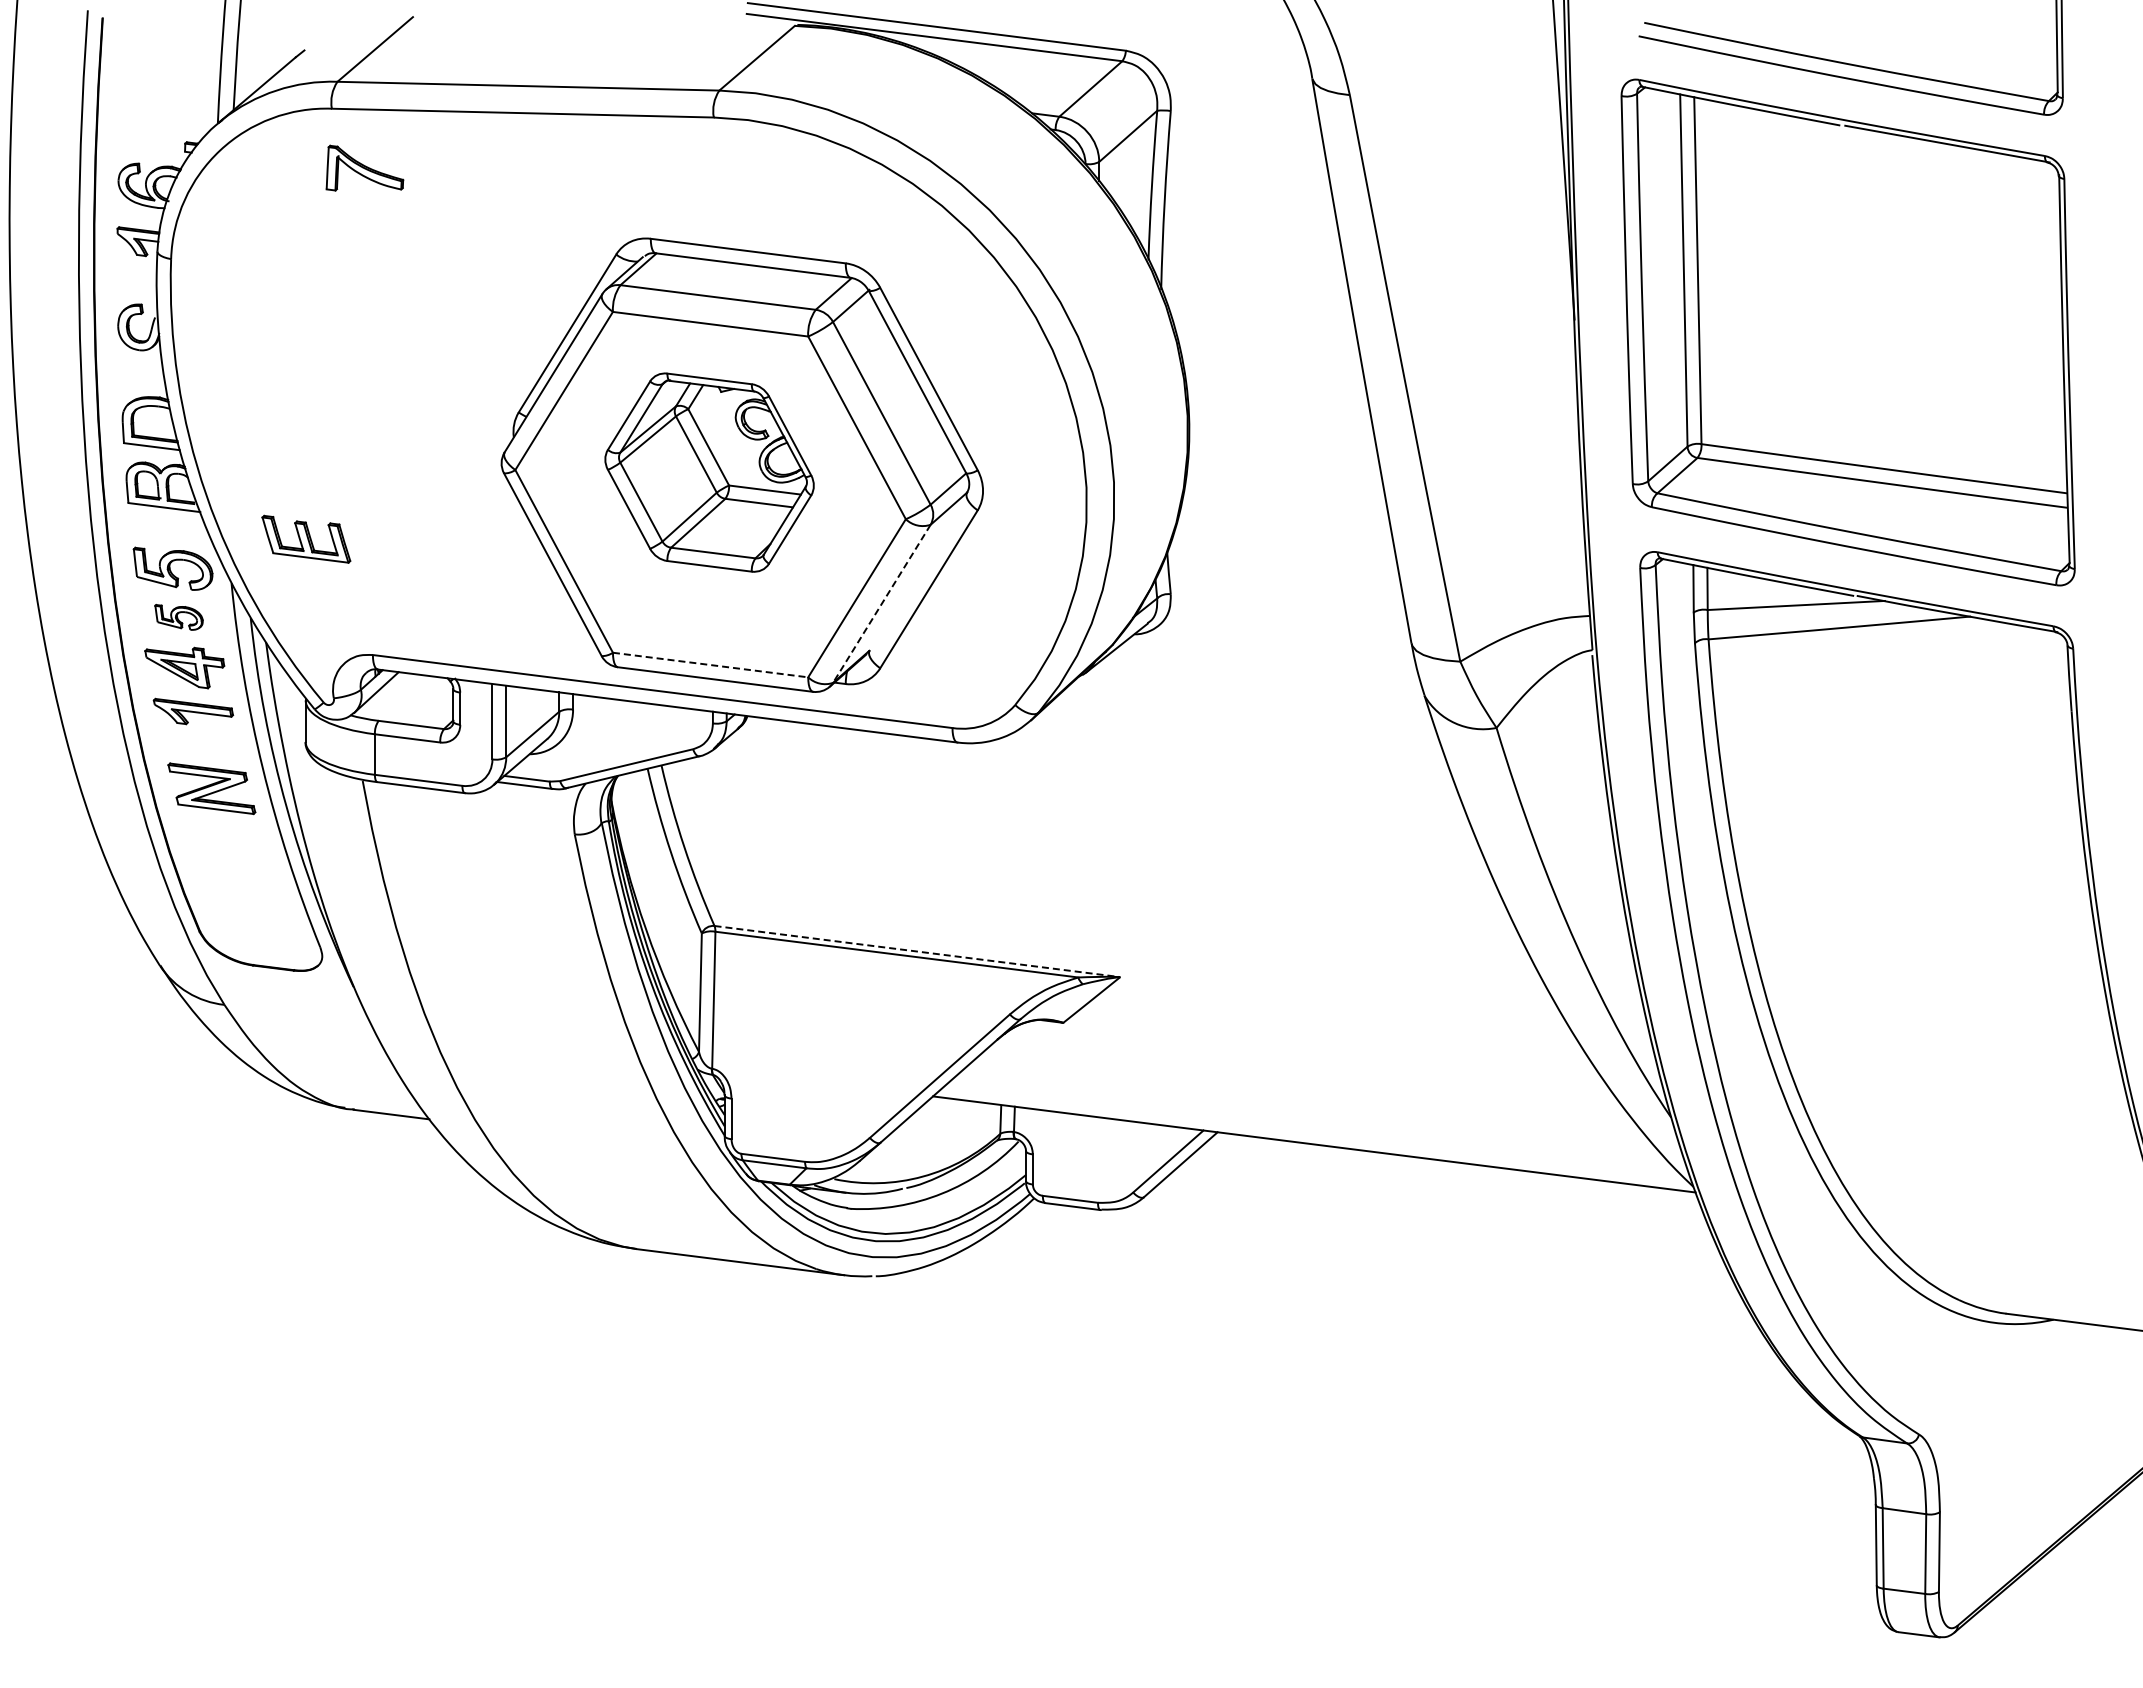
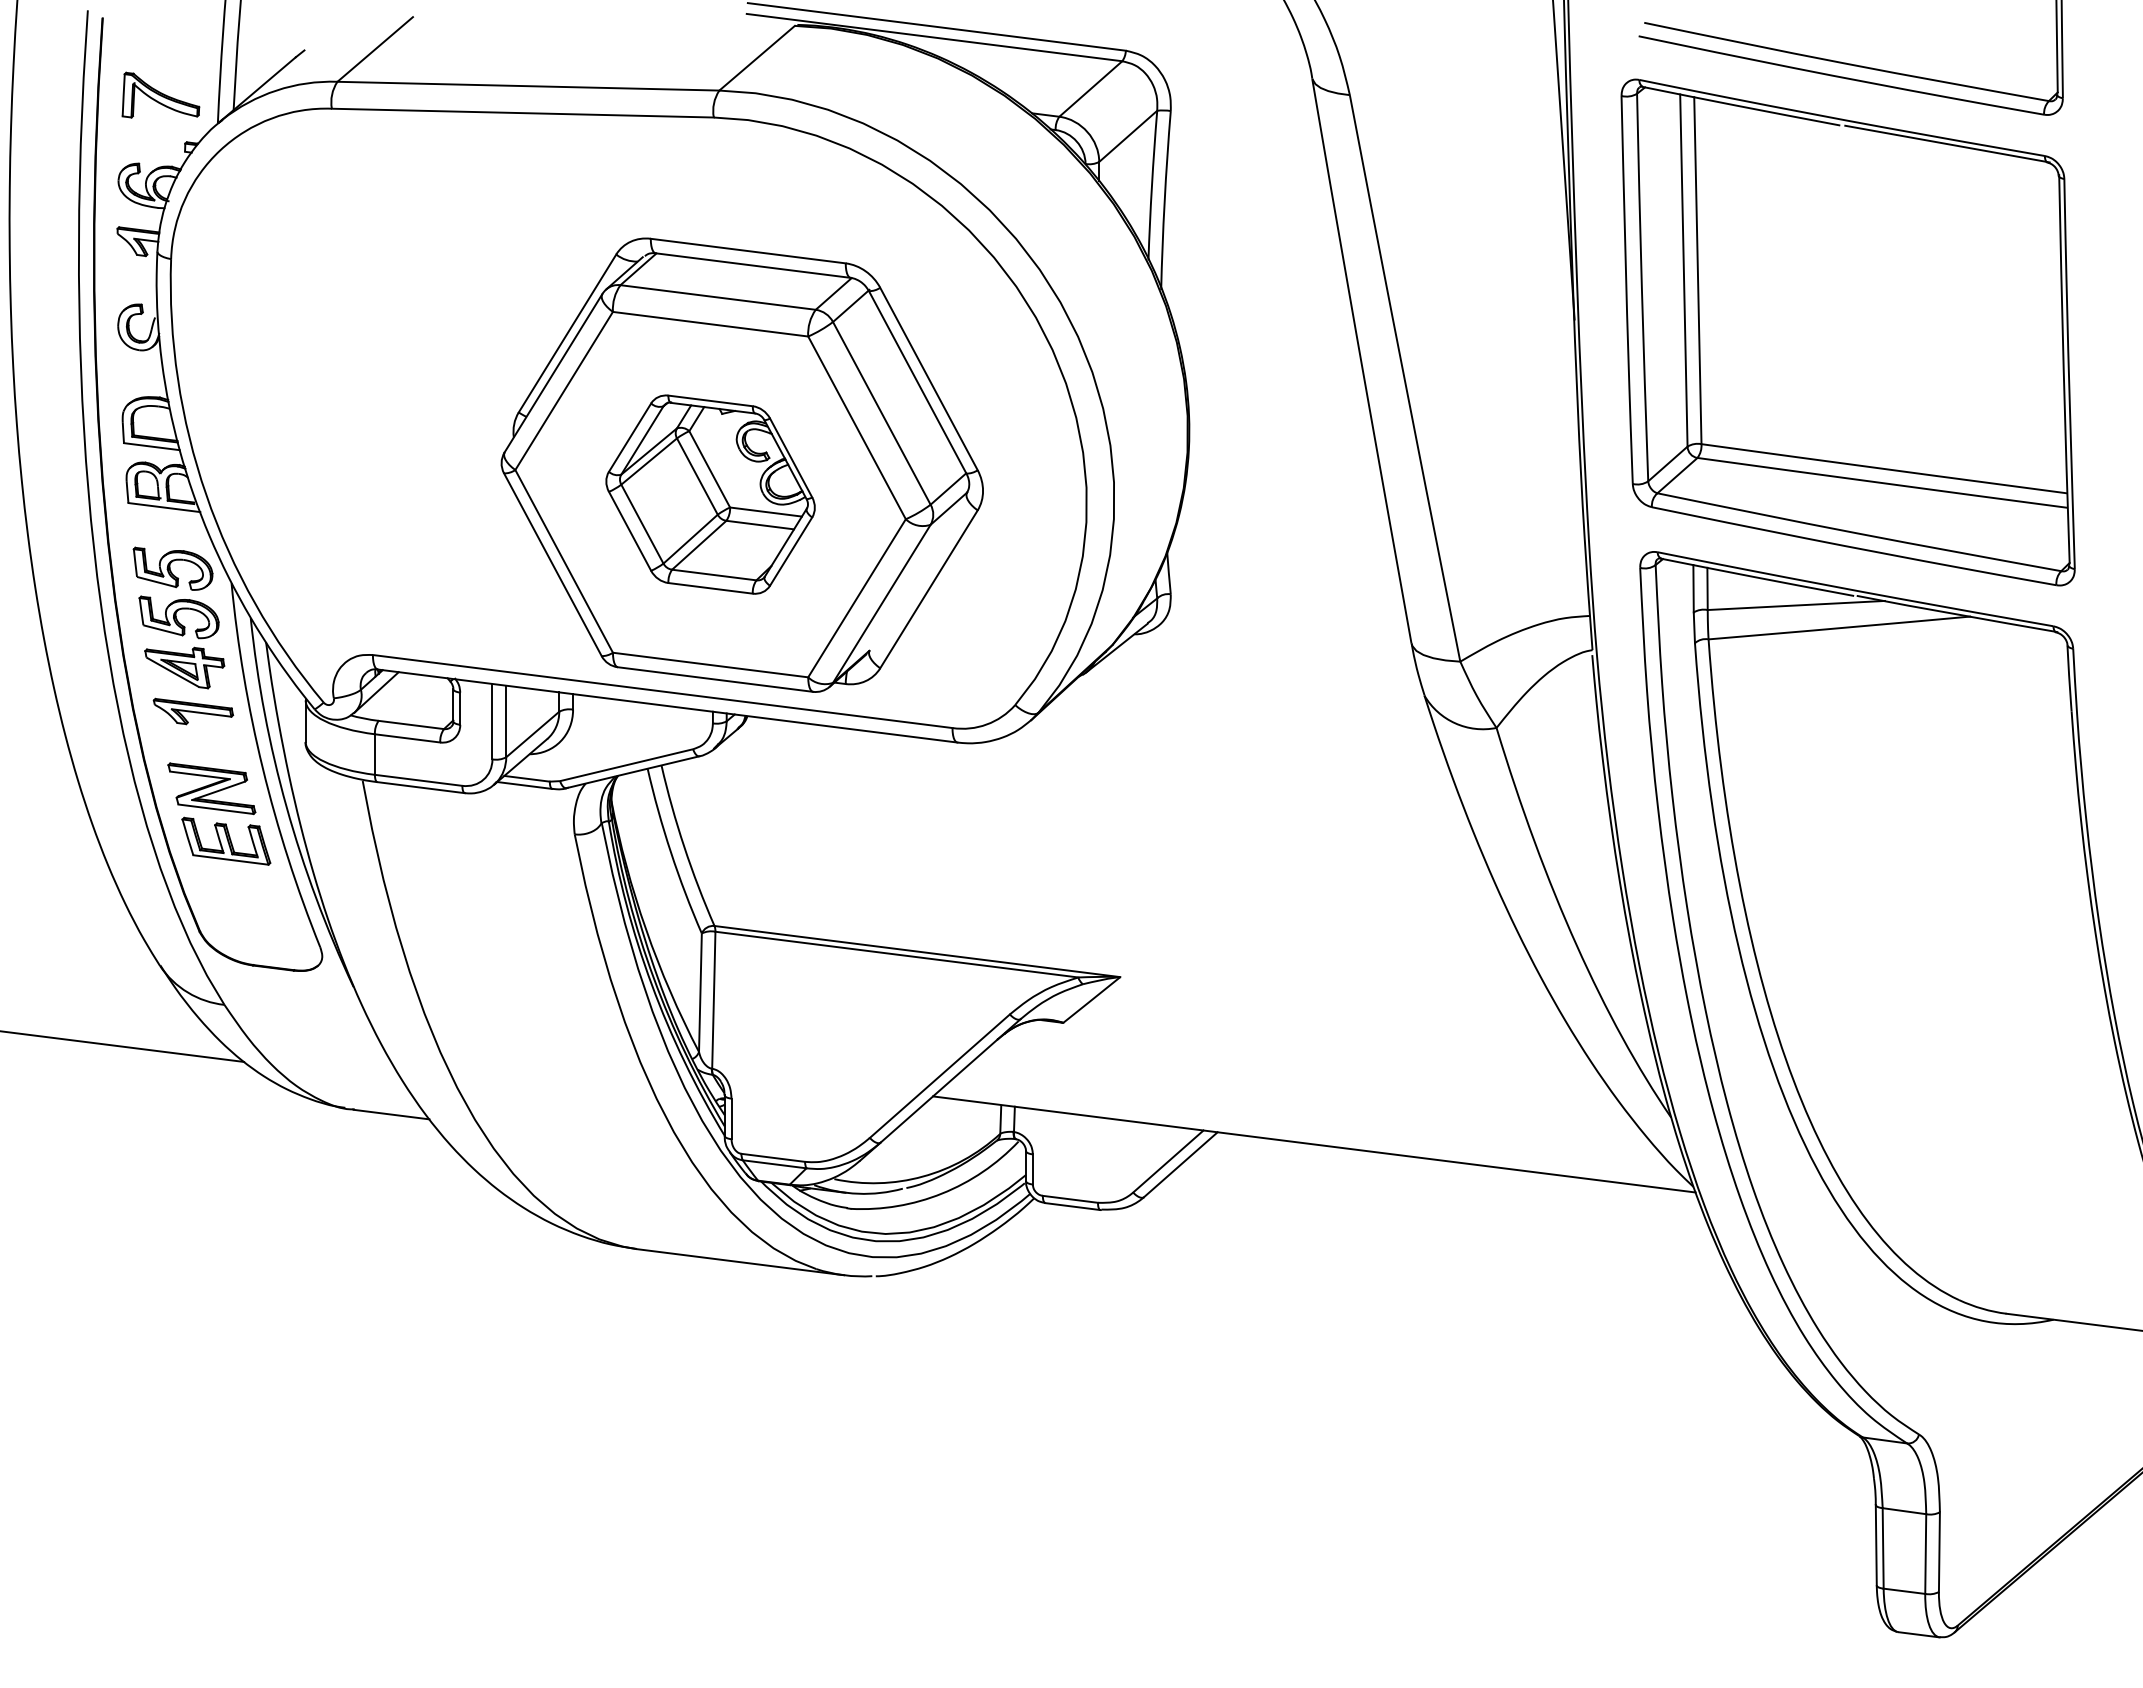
part position: (364, 167) -> (160, 94) (160, 94)
part position: (709, 472) -> (710, 494) (710, 494)
part position: (306, 538) -> (226, 840) (226, 840)
line: dashed -> solid (881, 603)
part size: 50x27 px -> 82x45 px (178, 617)
line: dashed -> solid (711, 665)
line: dashed -> solid (917, 951)
line: none -> present (123, 1046)
